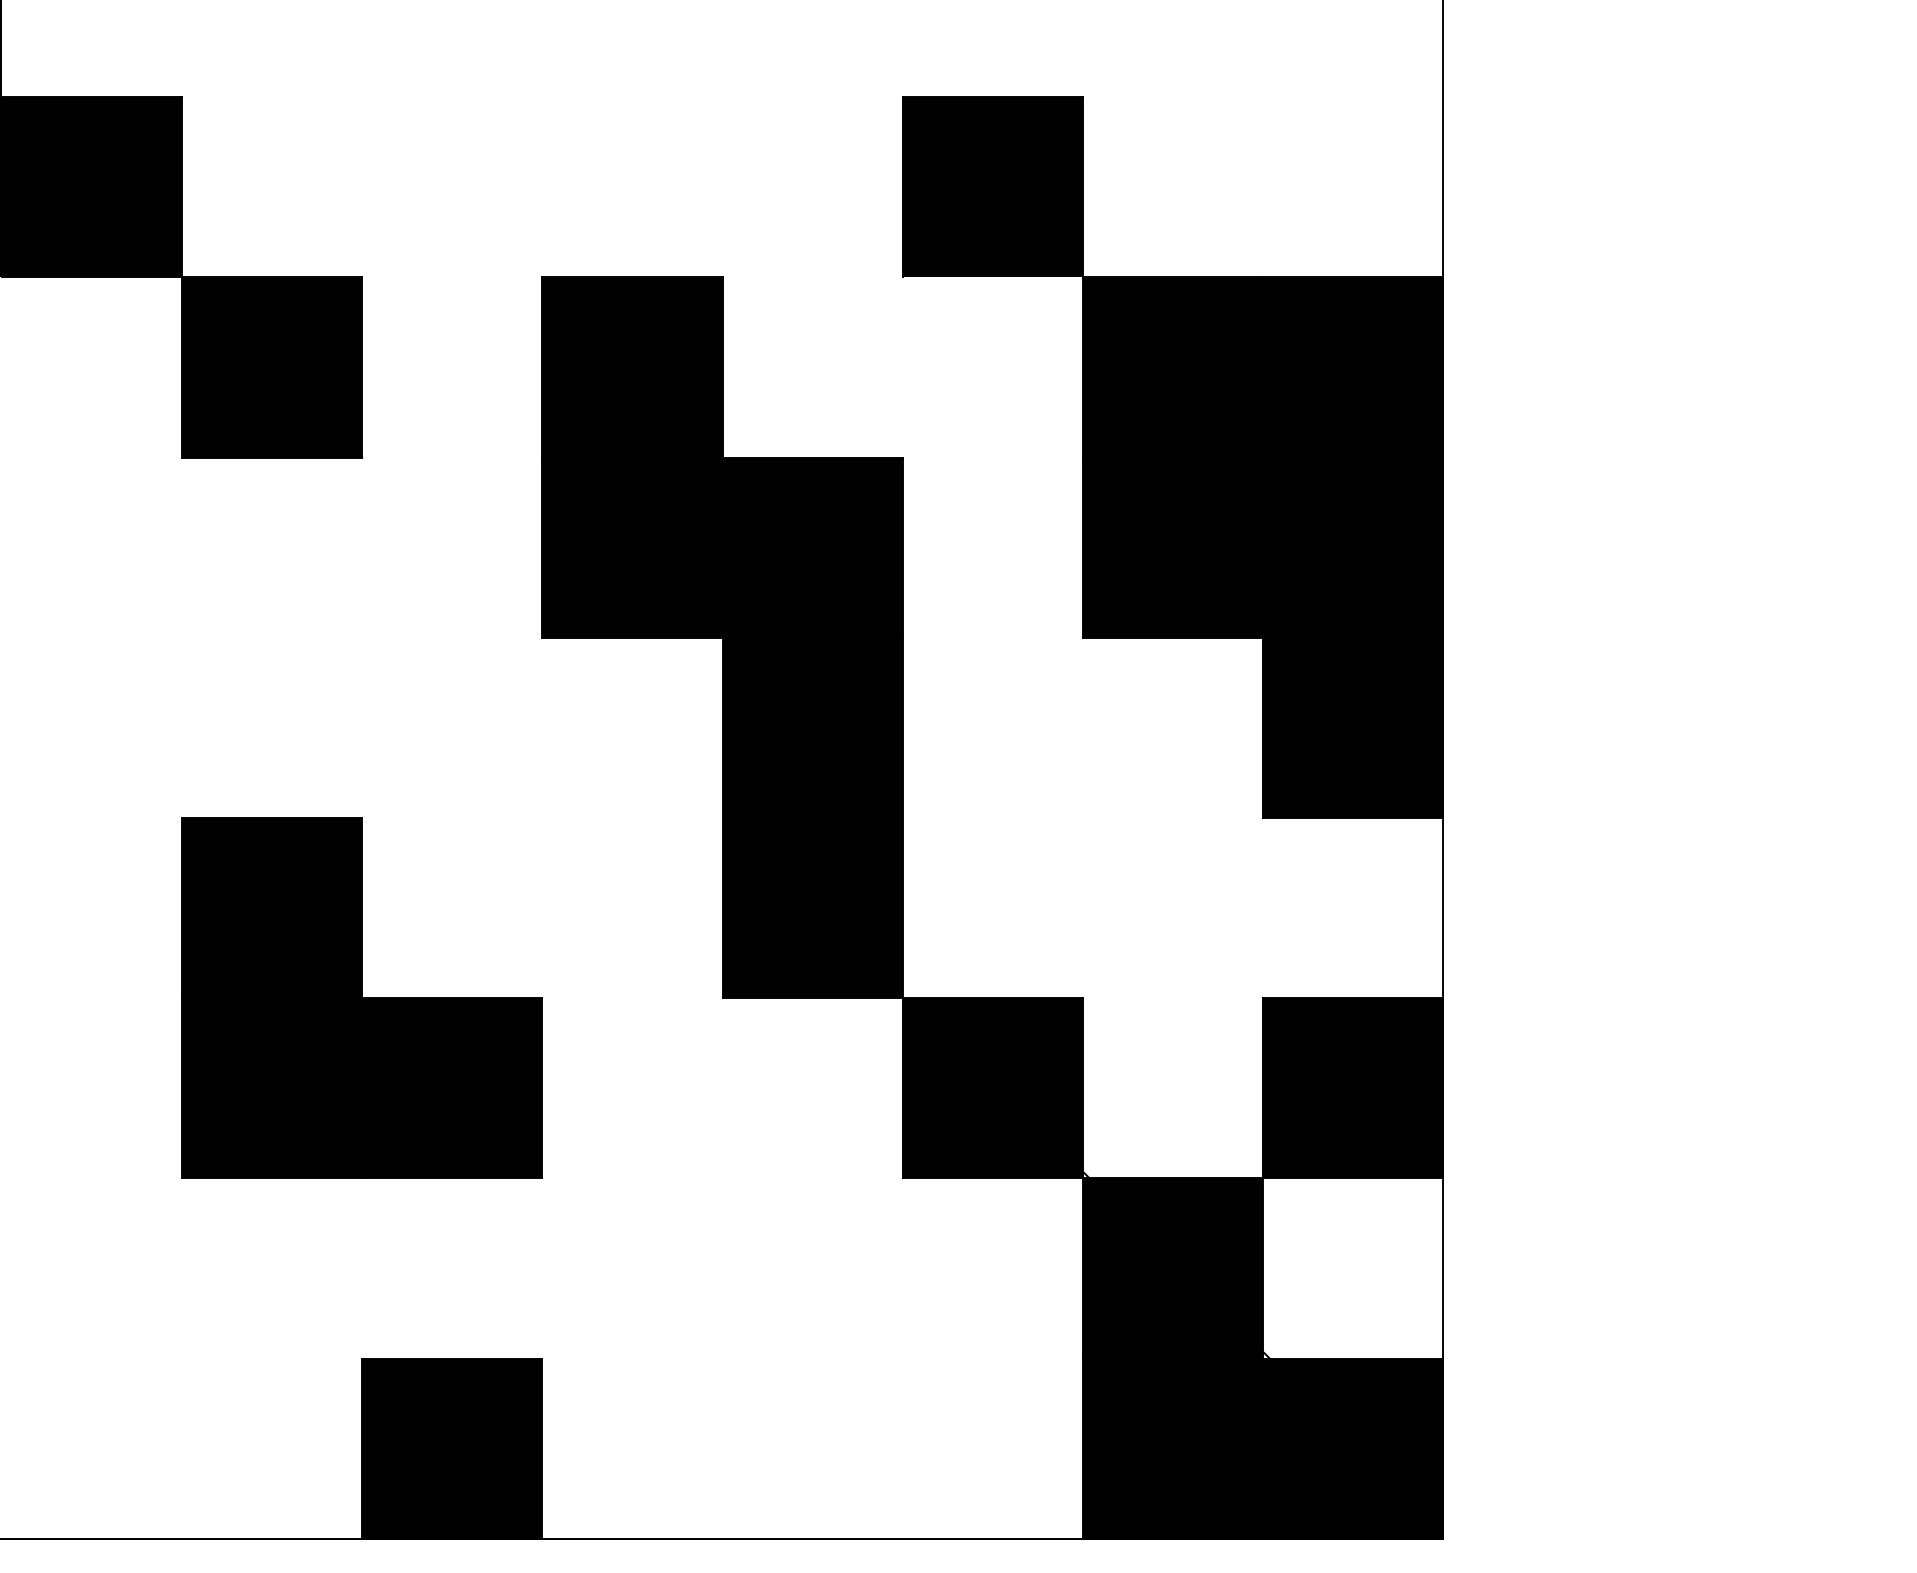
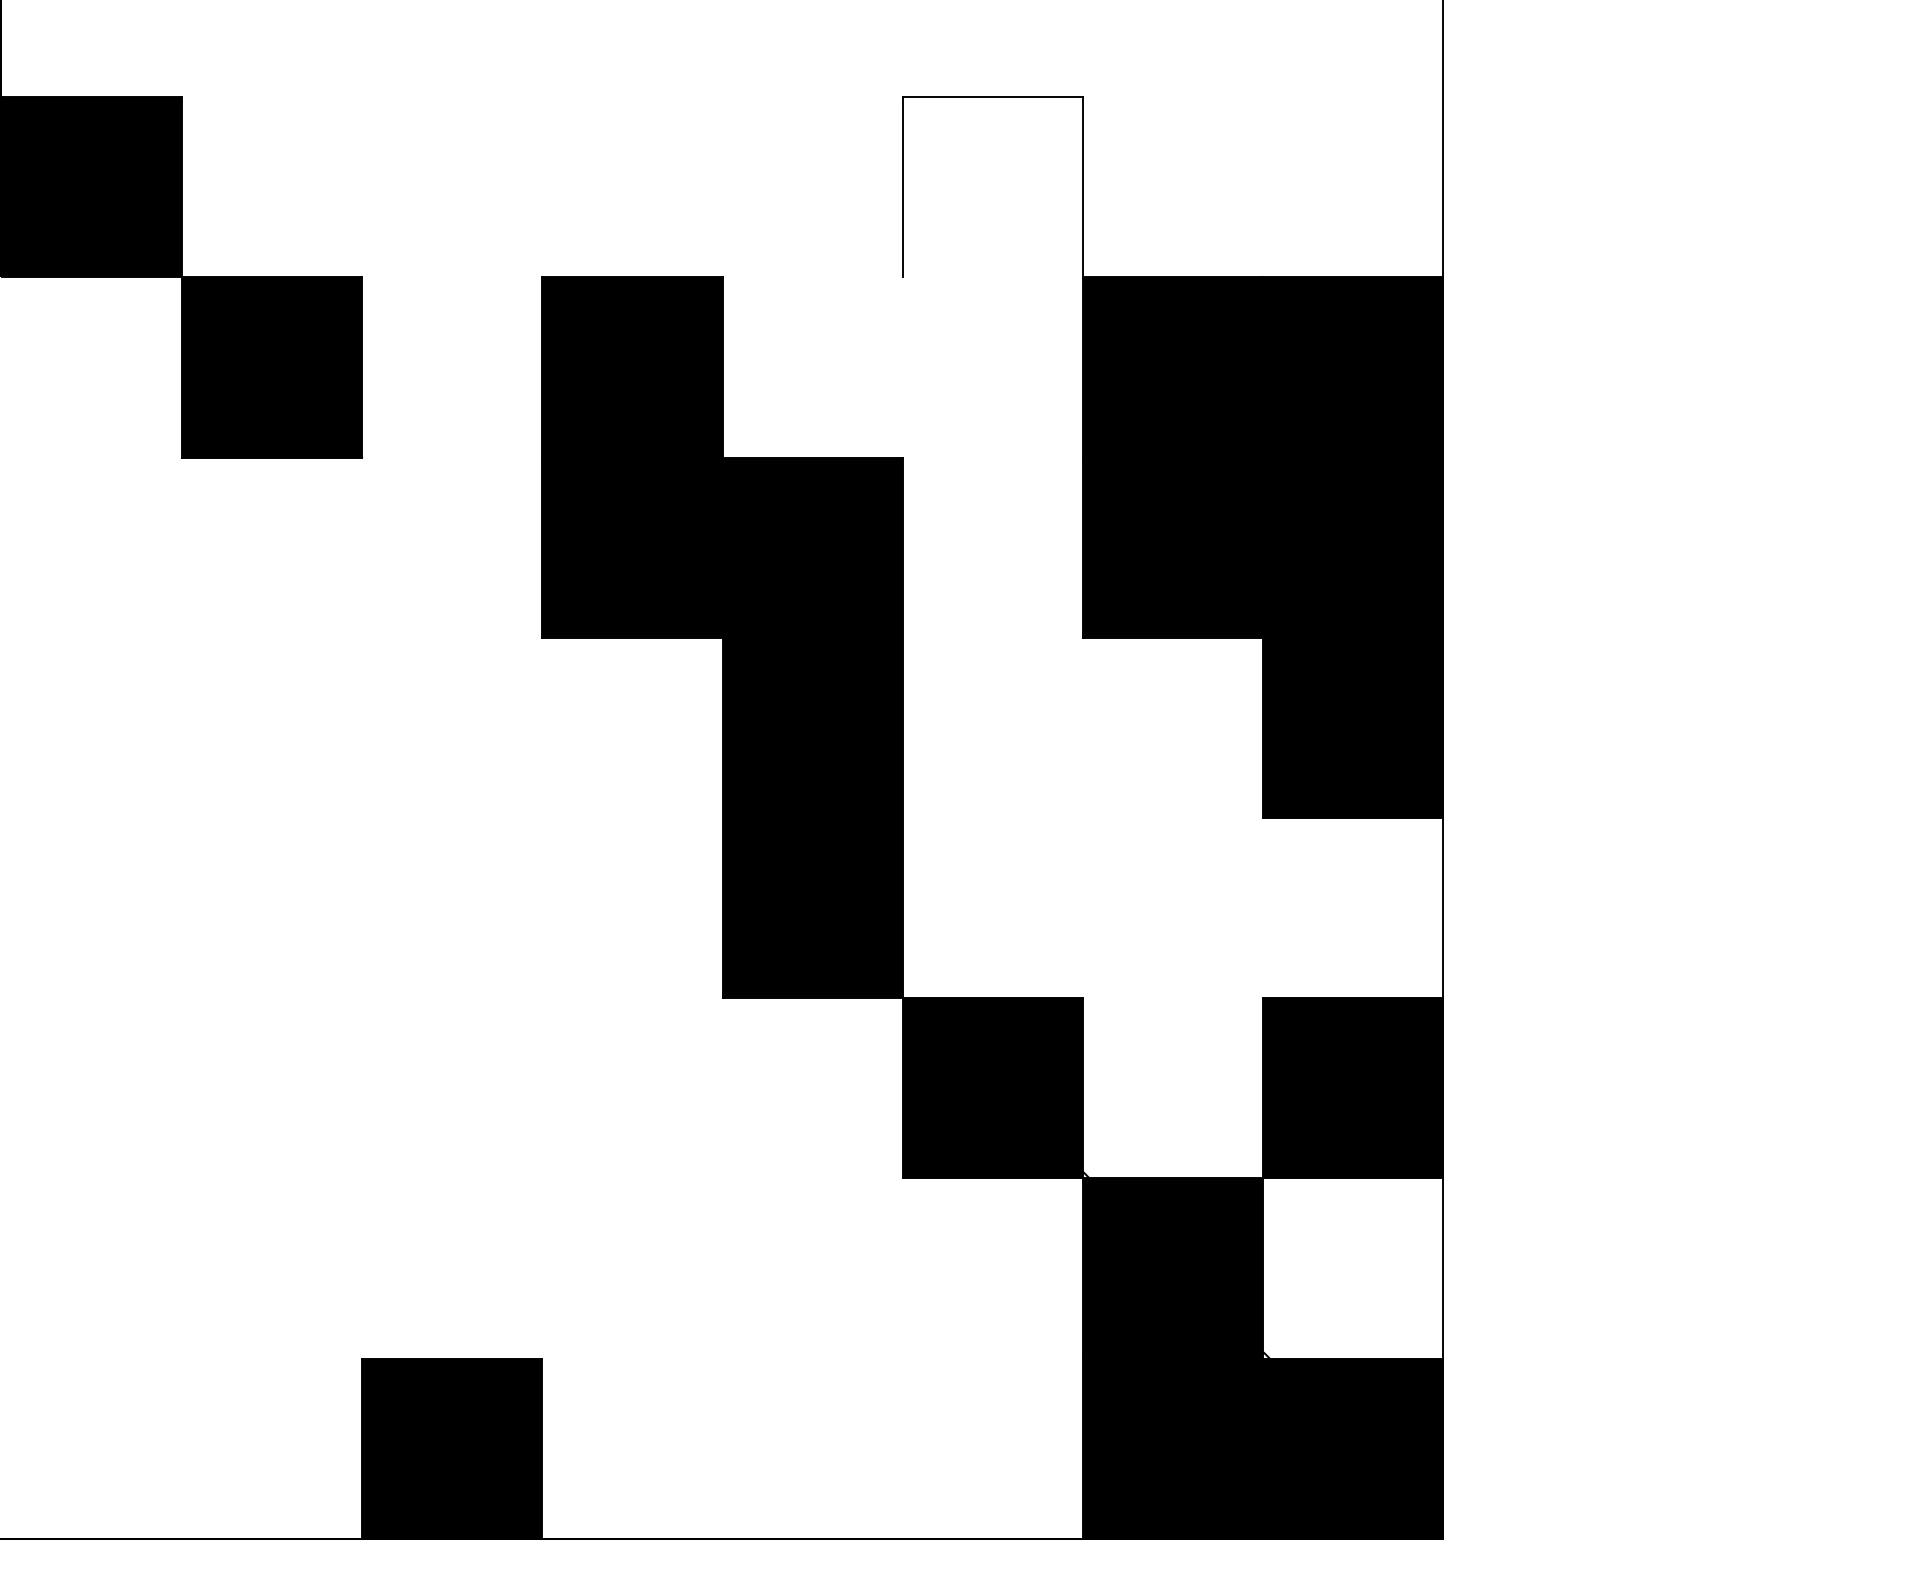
fill: present -> none (992, 187)
part: present -> none (361, 997)
